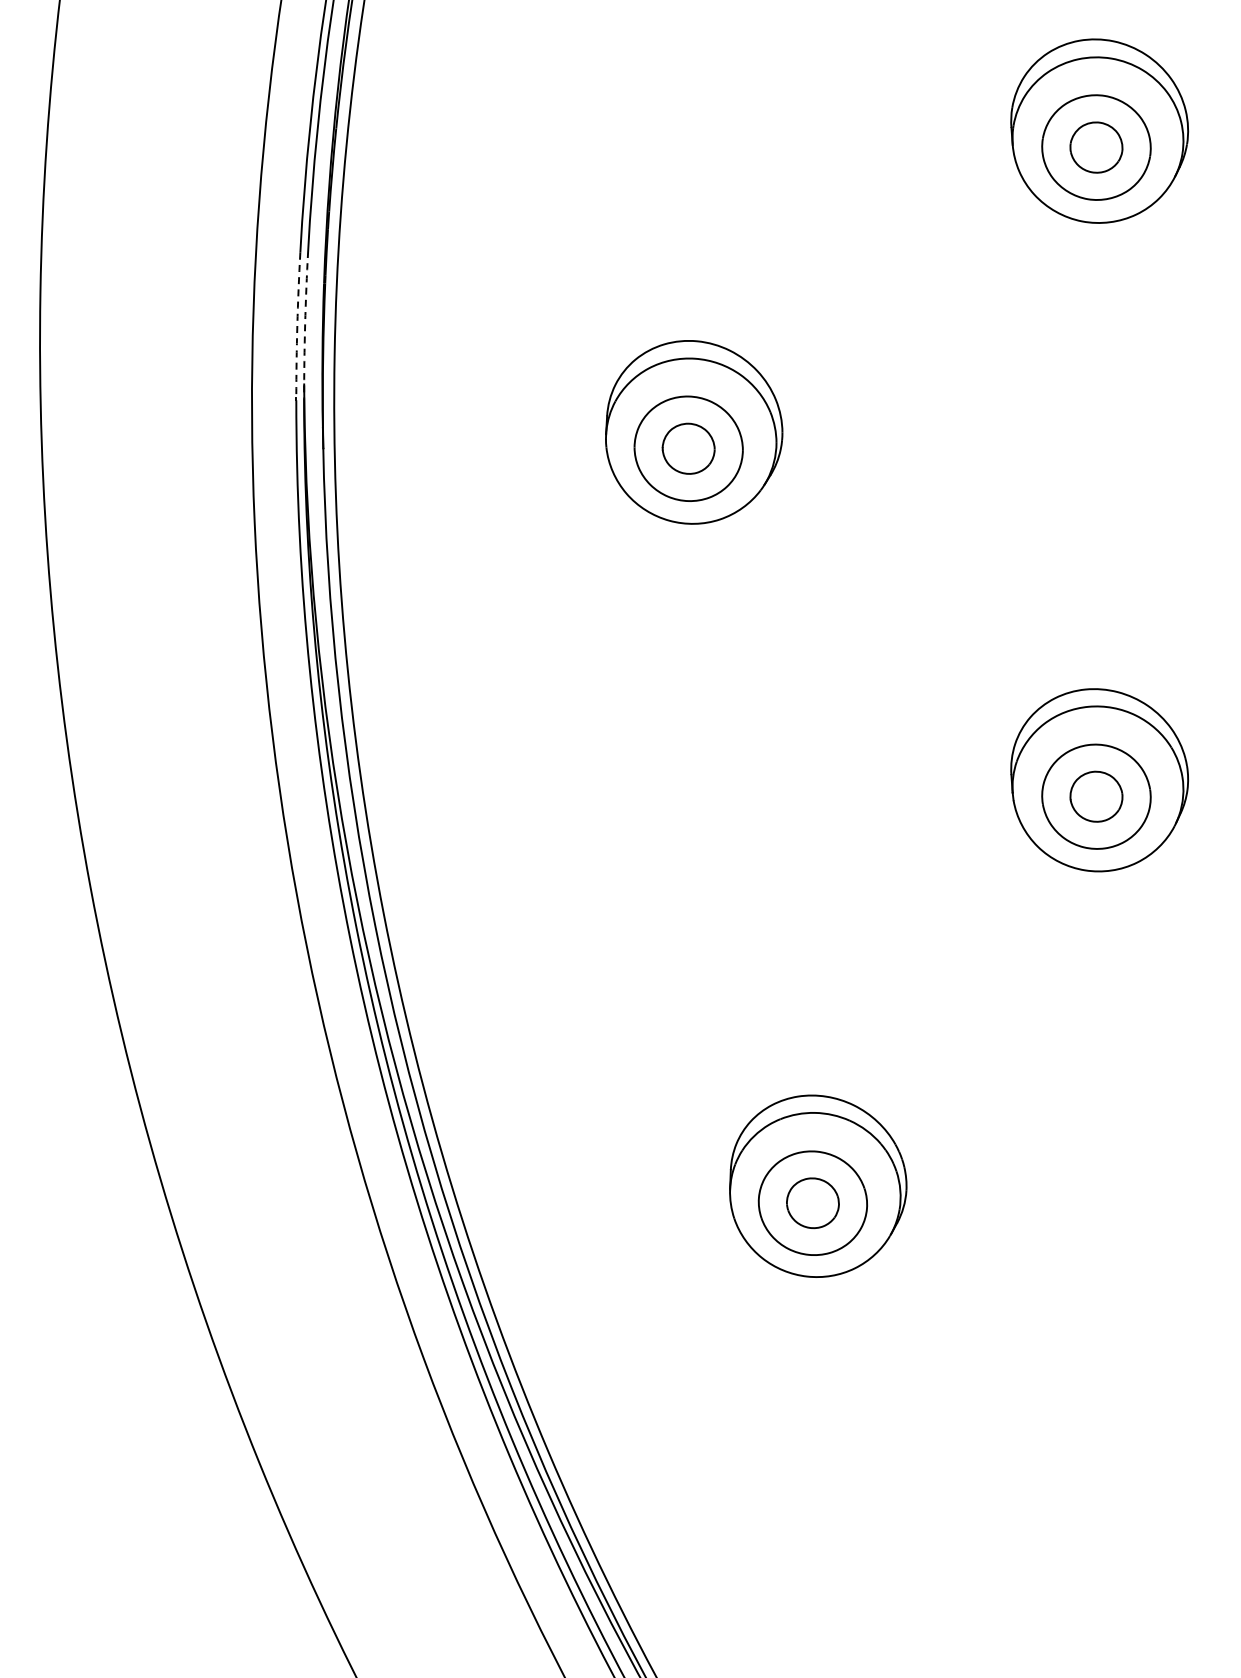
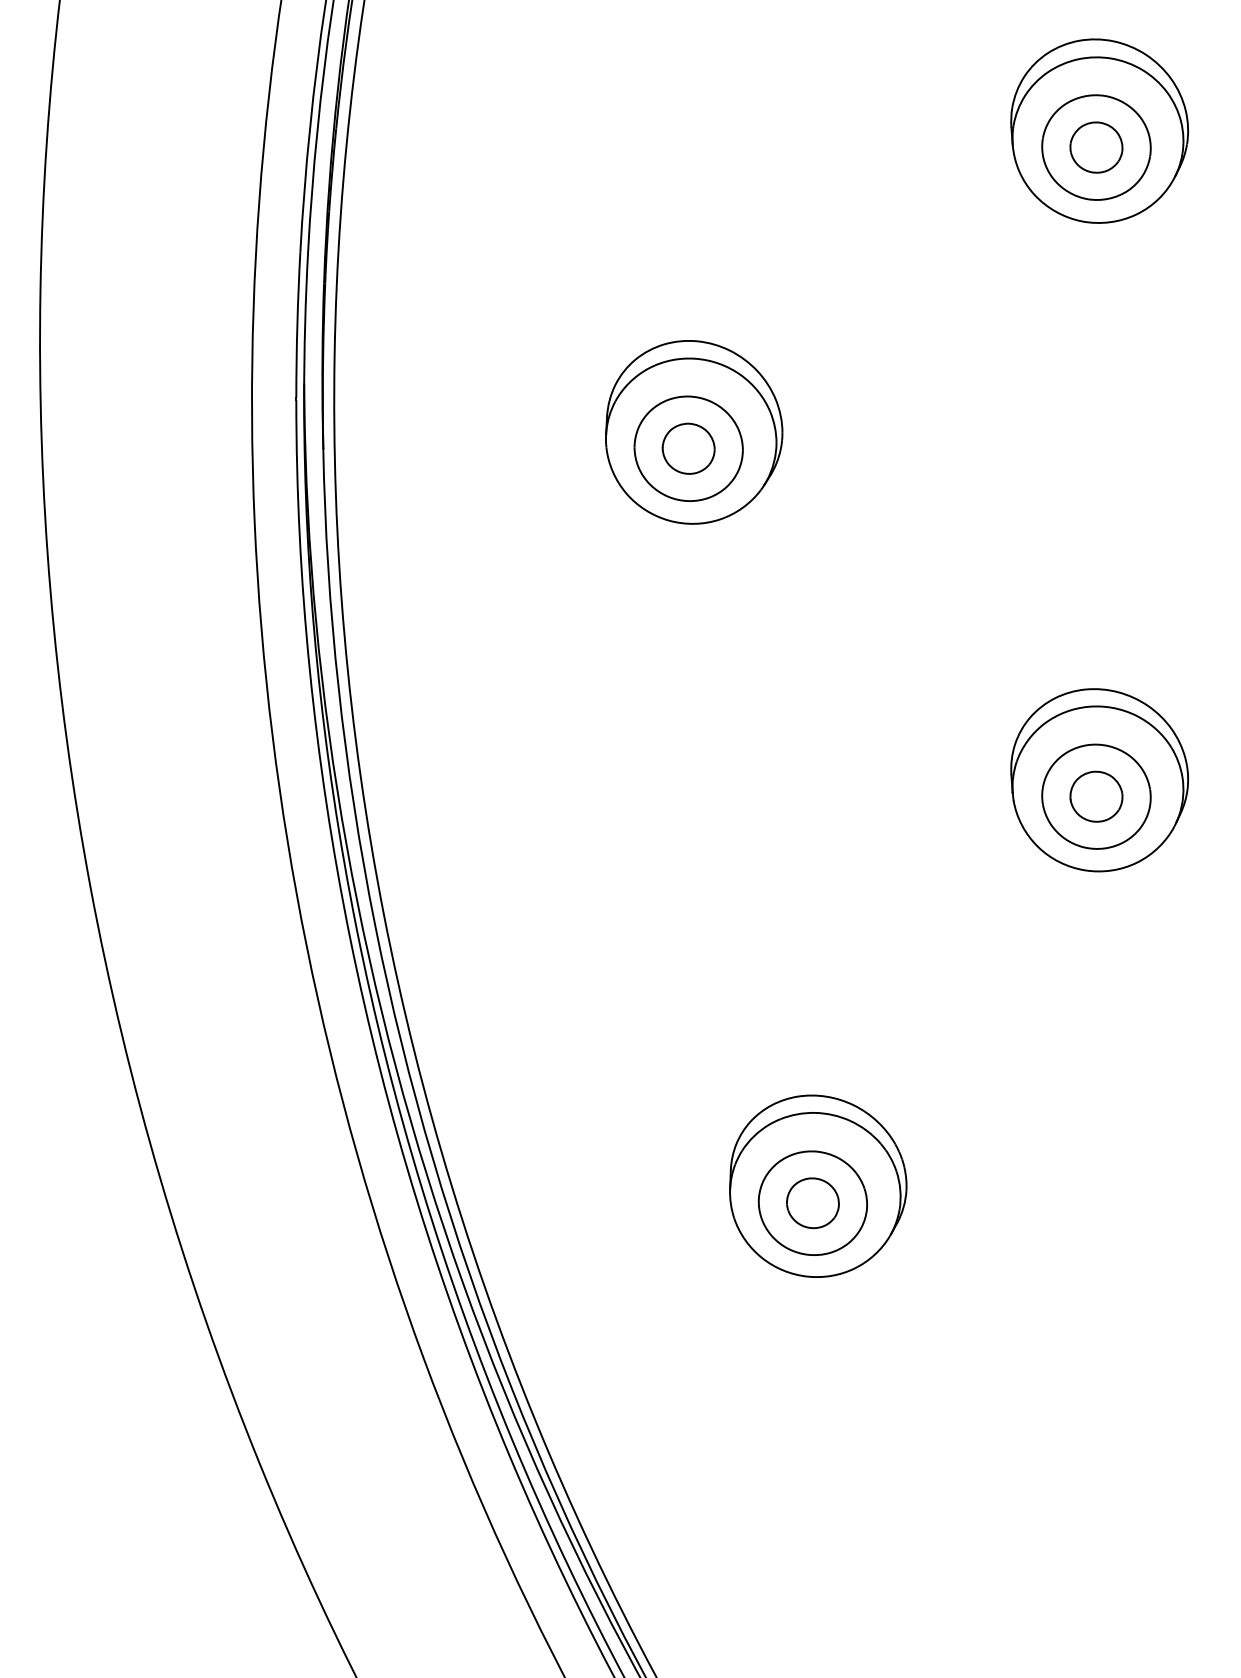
arc: dashed -> solid (305, 324)
arc: dashed -> solid (297, 325)
